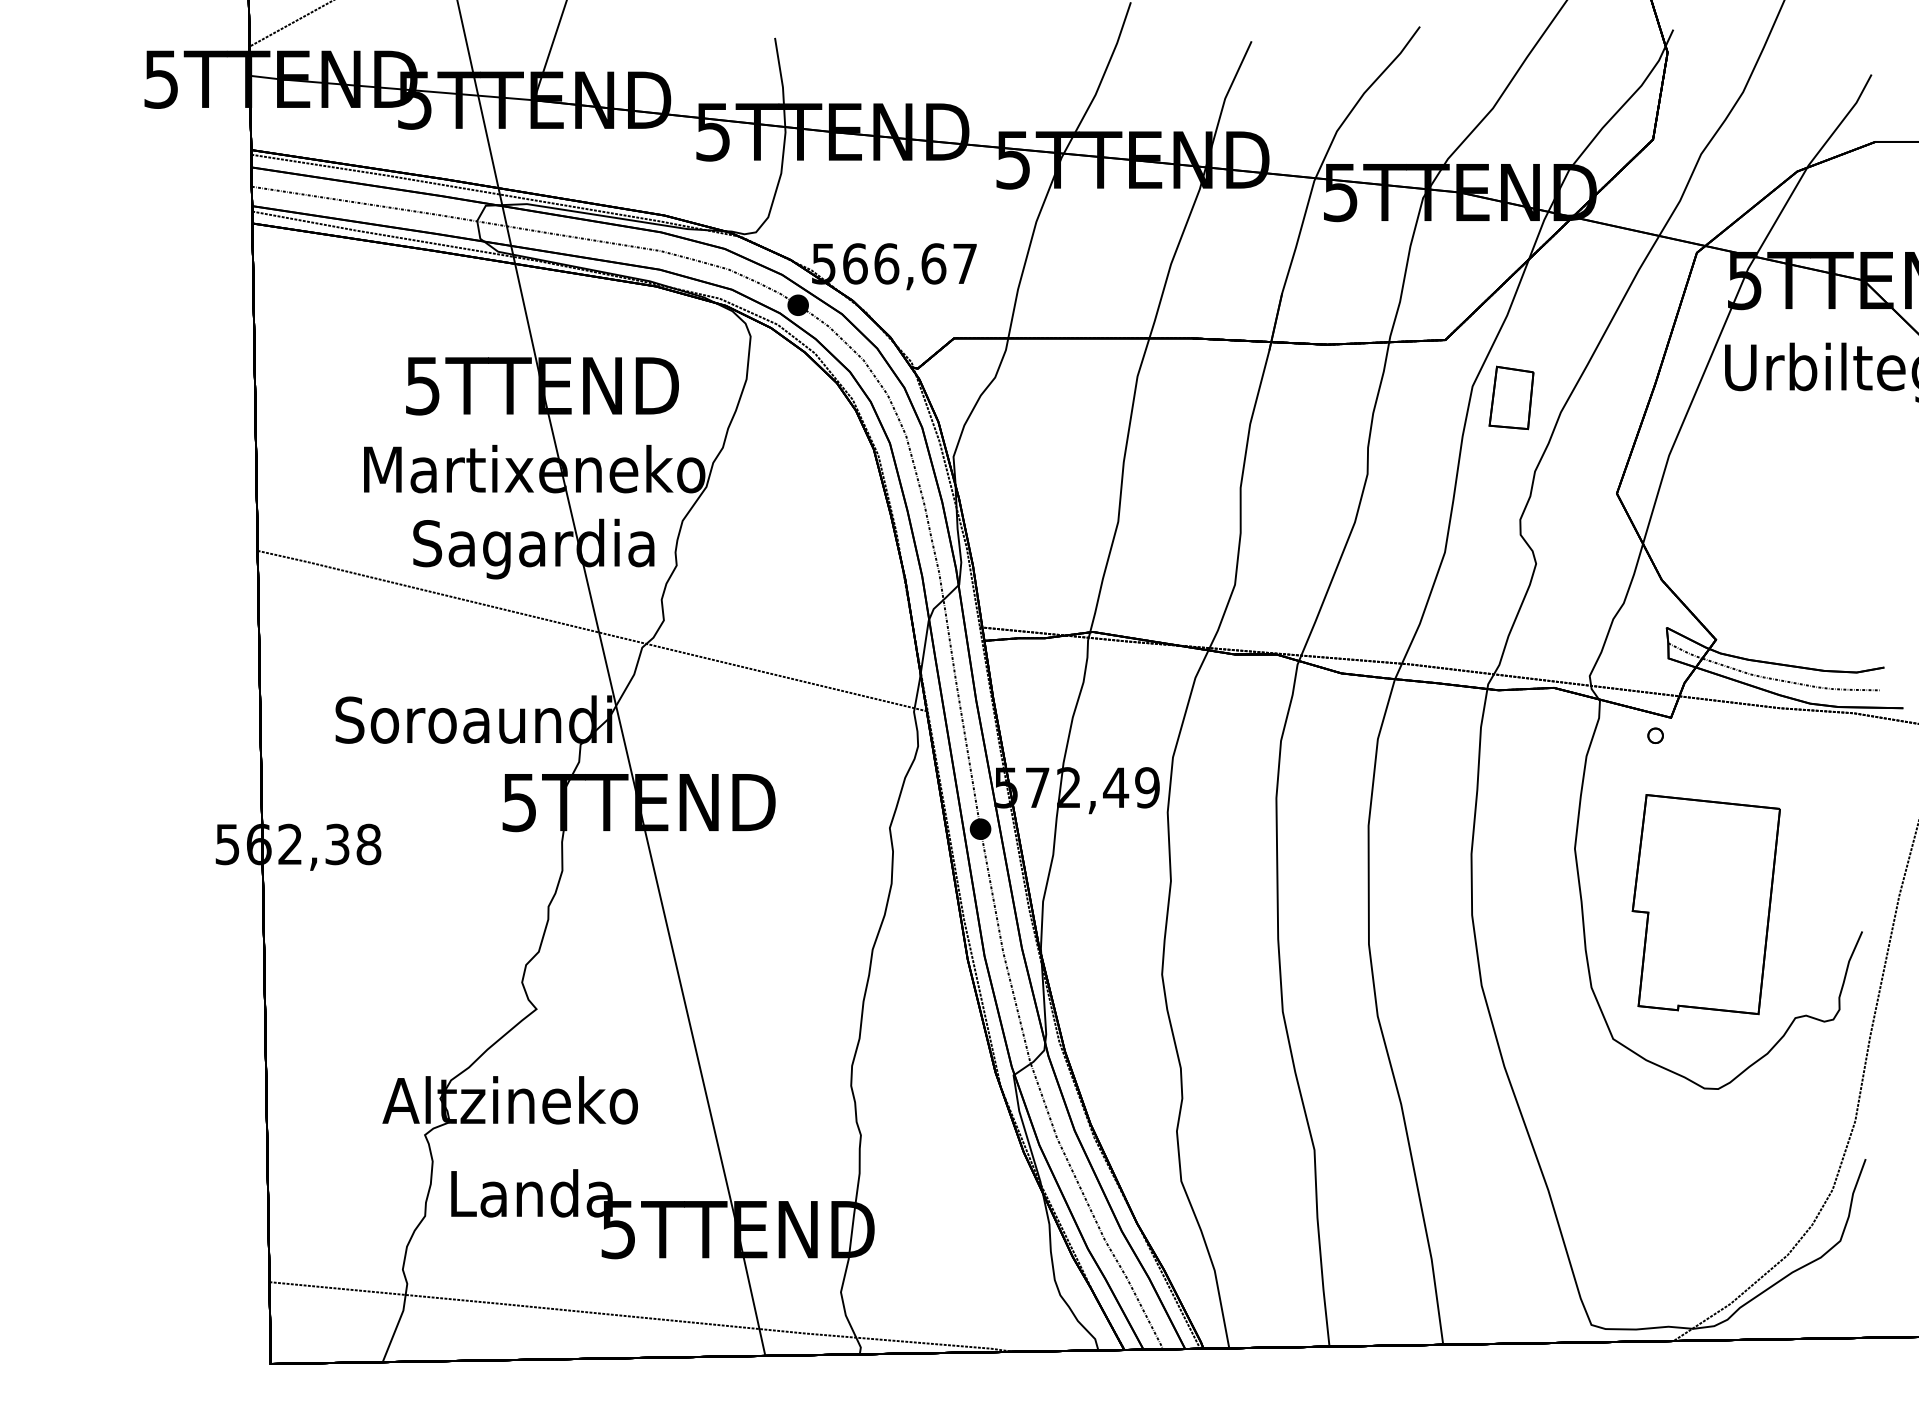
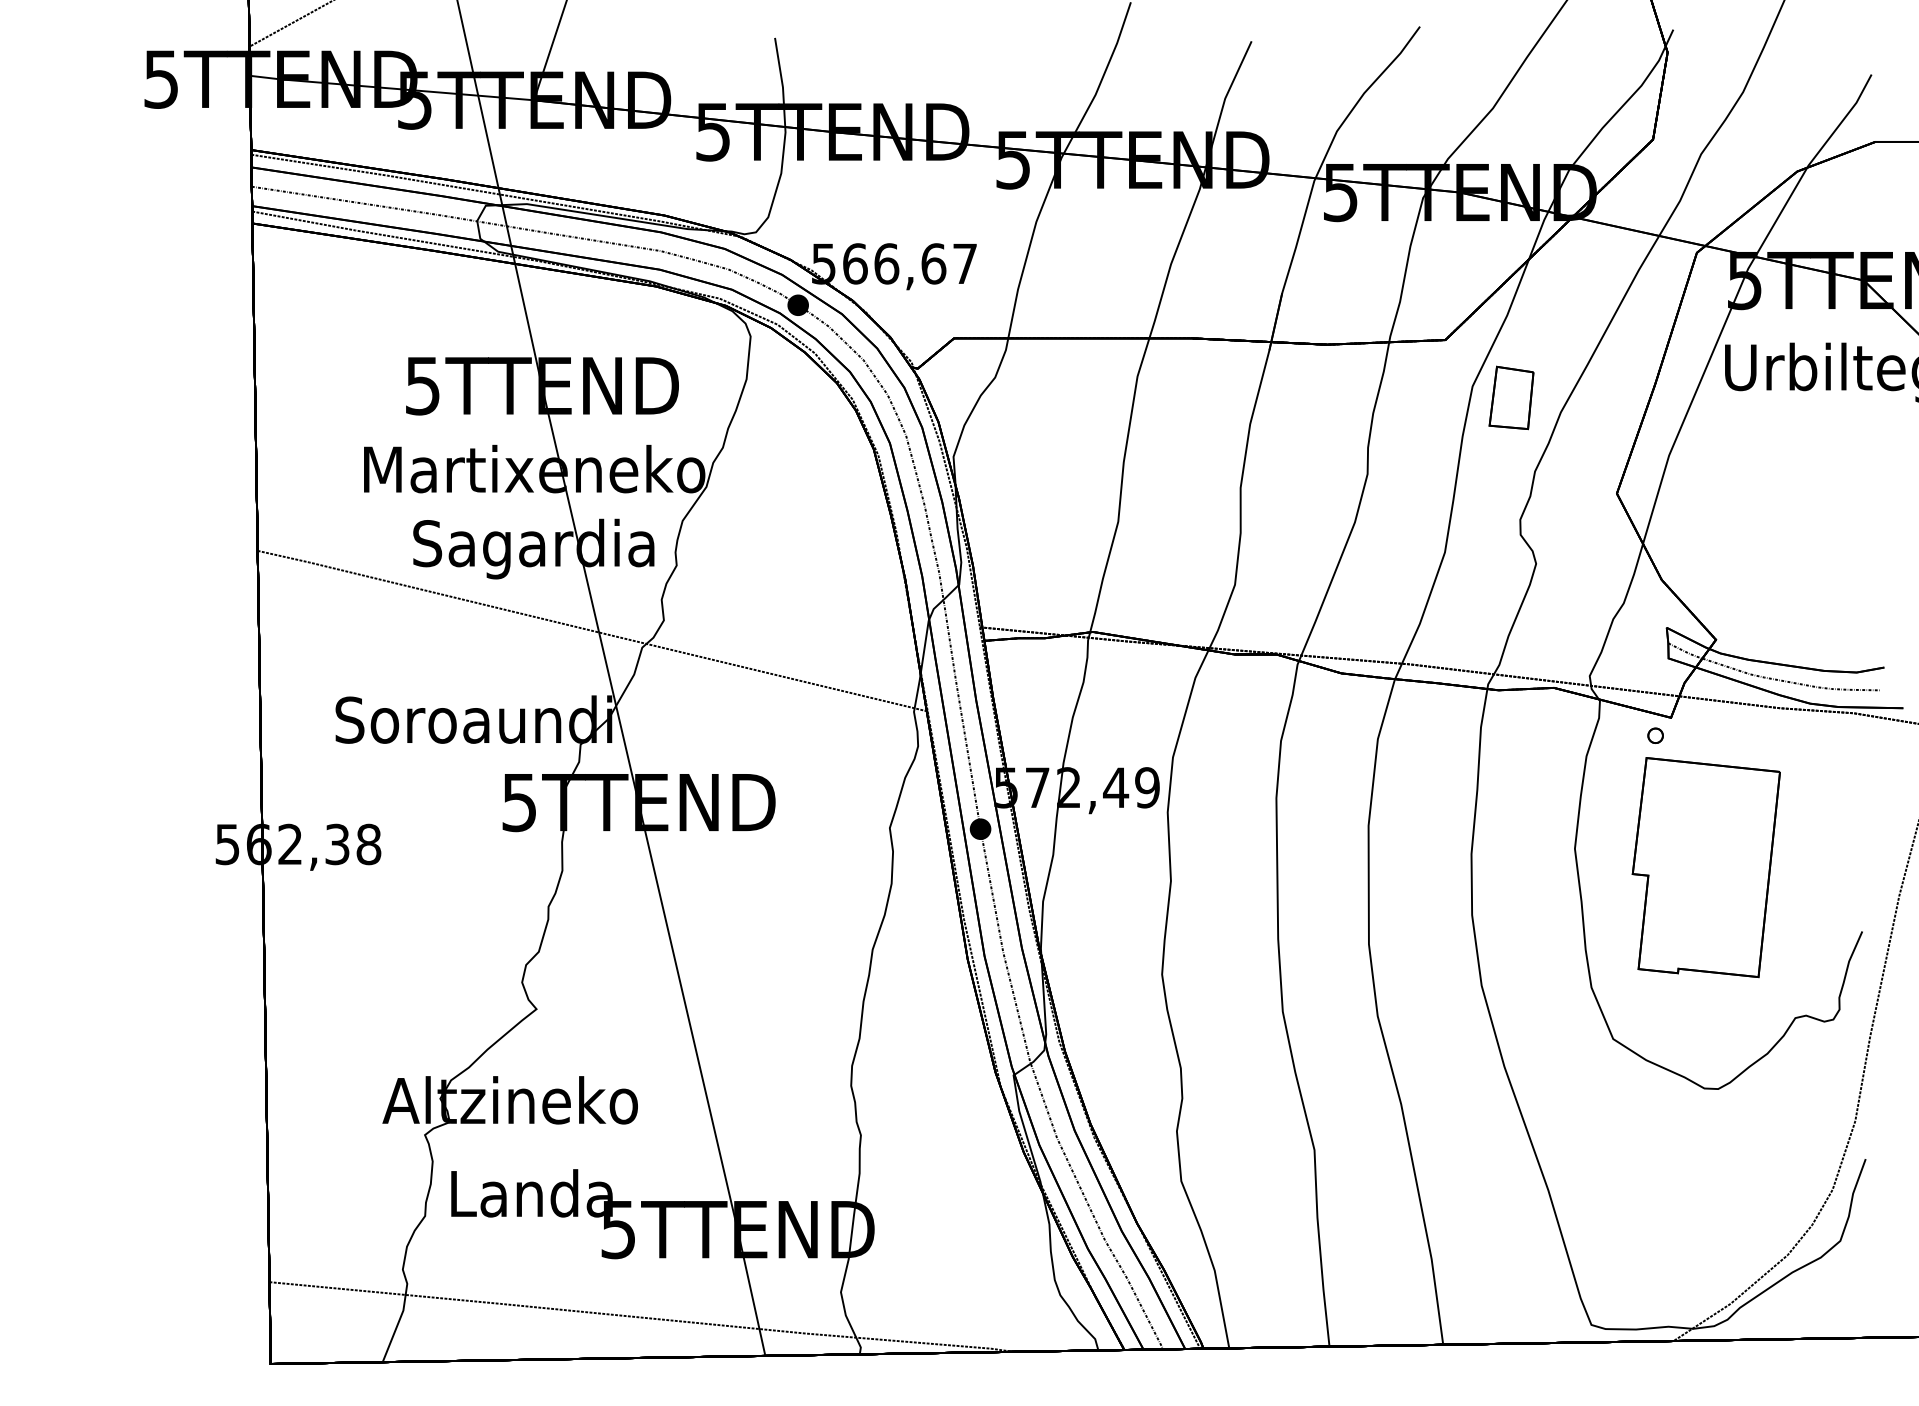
part position: (1705, 904) -> (1705, 867) (1705, 867)
